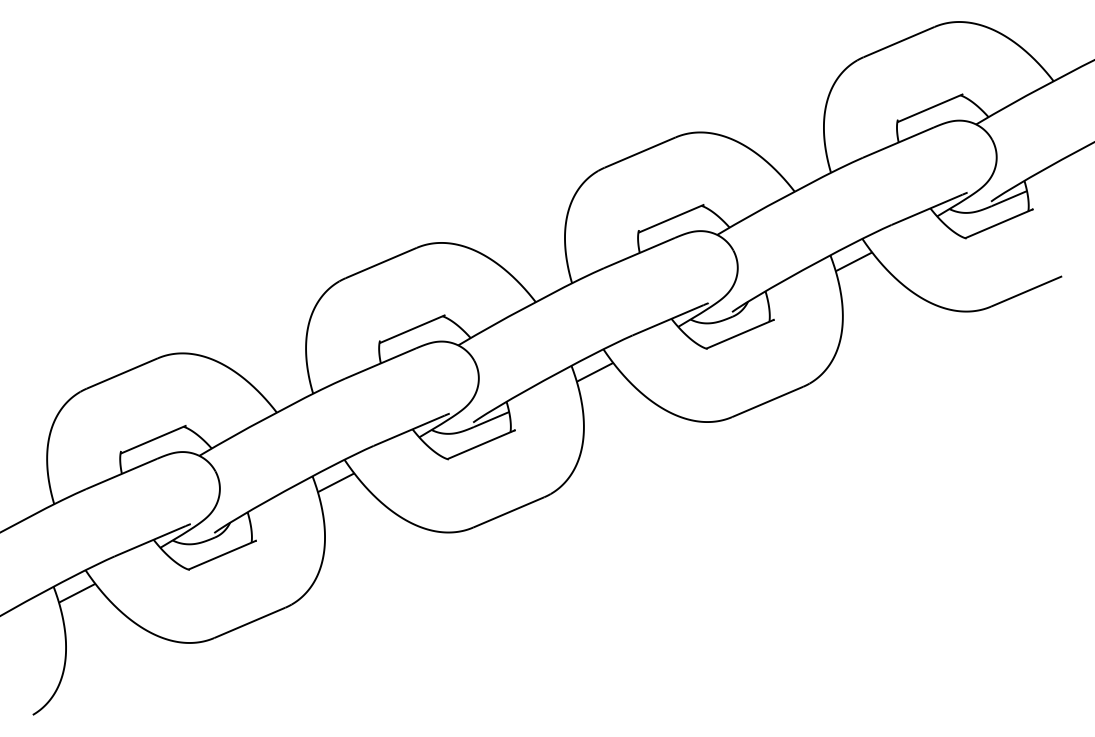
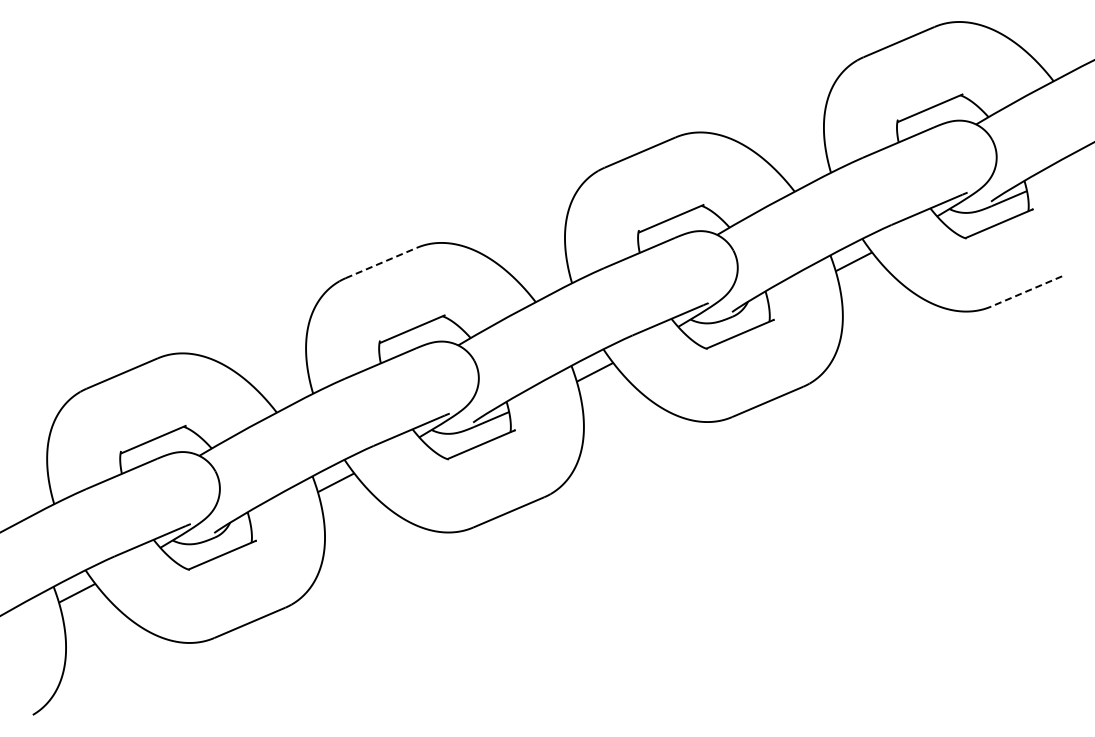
line: solid -> dashed (381, 263)
line: solid -> dashed (1026, 291)
